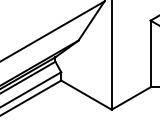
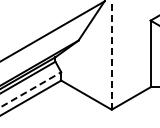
line: solid -> dashed (111, 54)
line: solid -> dashed (30, 89)
